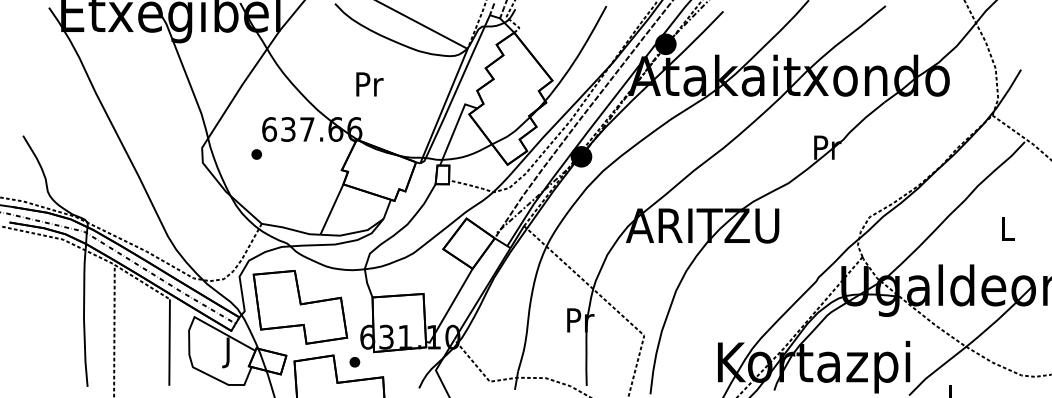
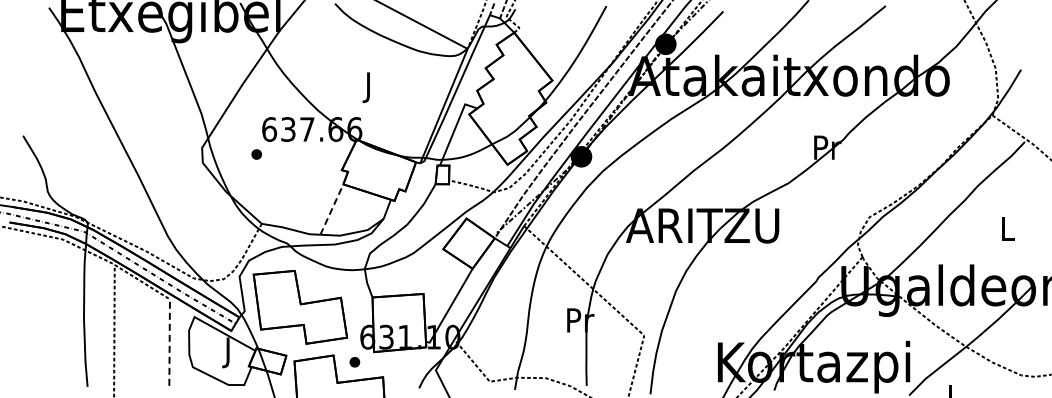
text: Pr -> J (369, 87)
line: solid -> dashed (331, 209)
line: solid -> dashed (169, 342)
